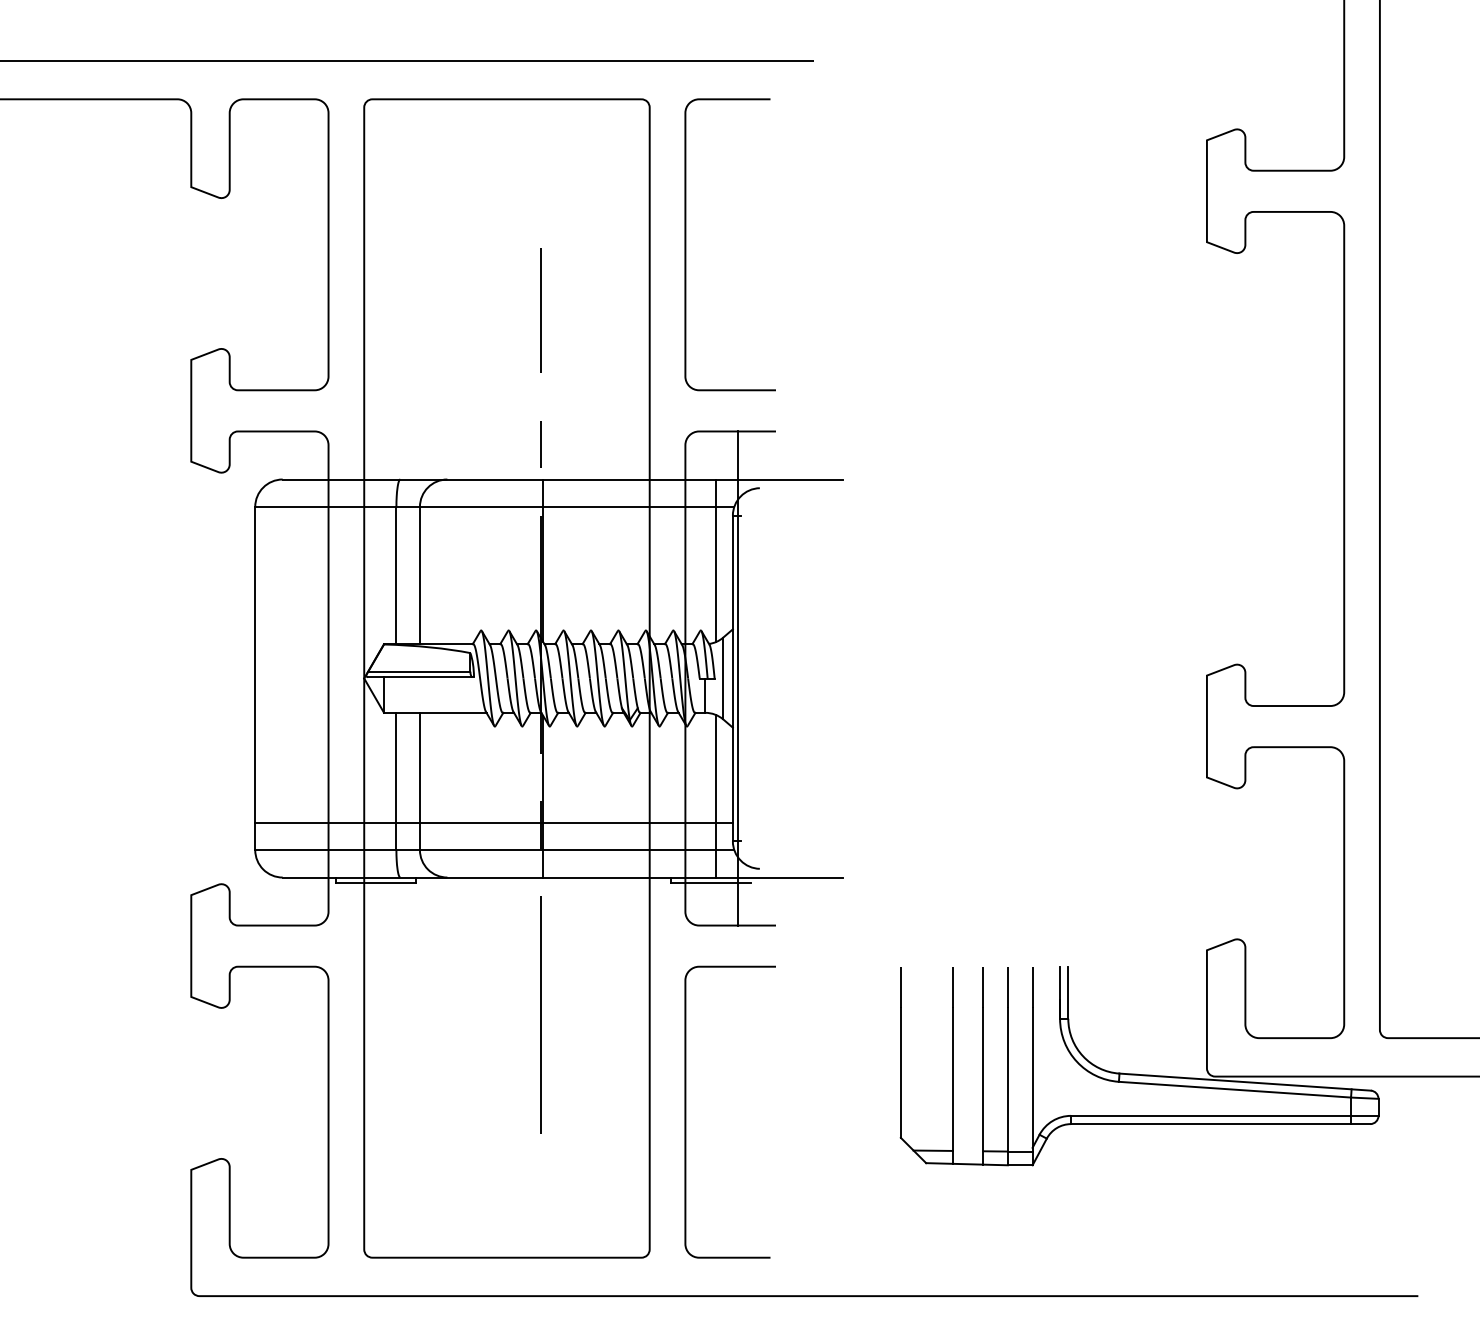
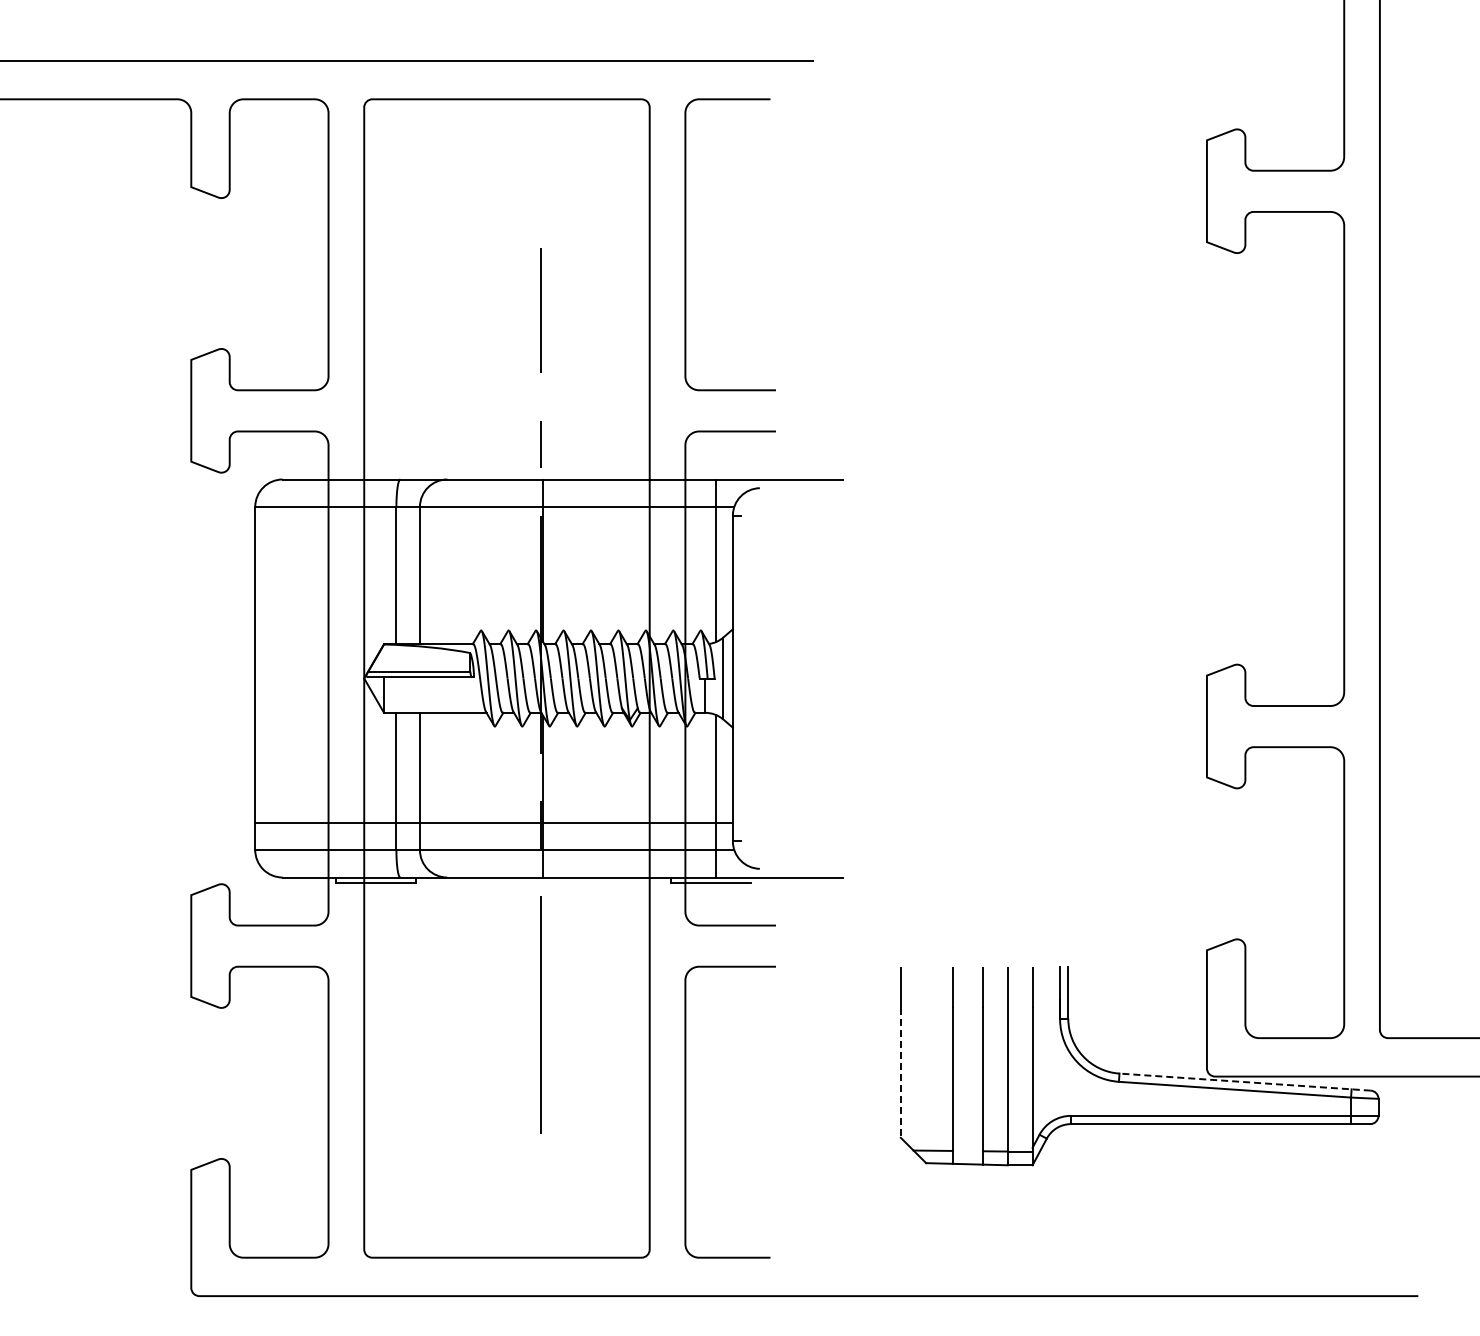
line: present -> none (737, 678)
line: solid -> dashed (900, 1072)
line: solid -> dashed (1245, 1082)
